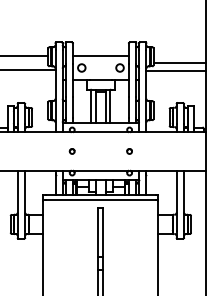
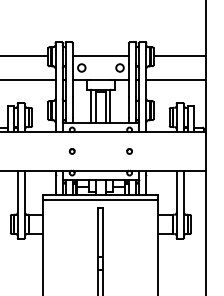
line position: (179, 63) -> (179, 56) (179, 56)
line position: (28, 69) -> (28, 79) (28, 79)
line position: (176, 70) -> (176, 79) (176, 79)
